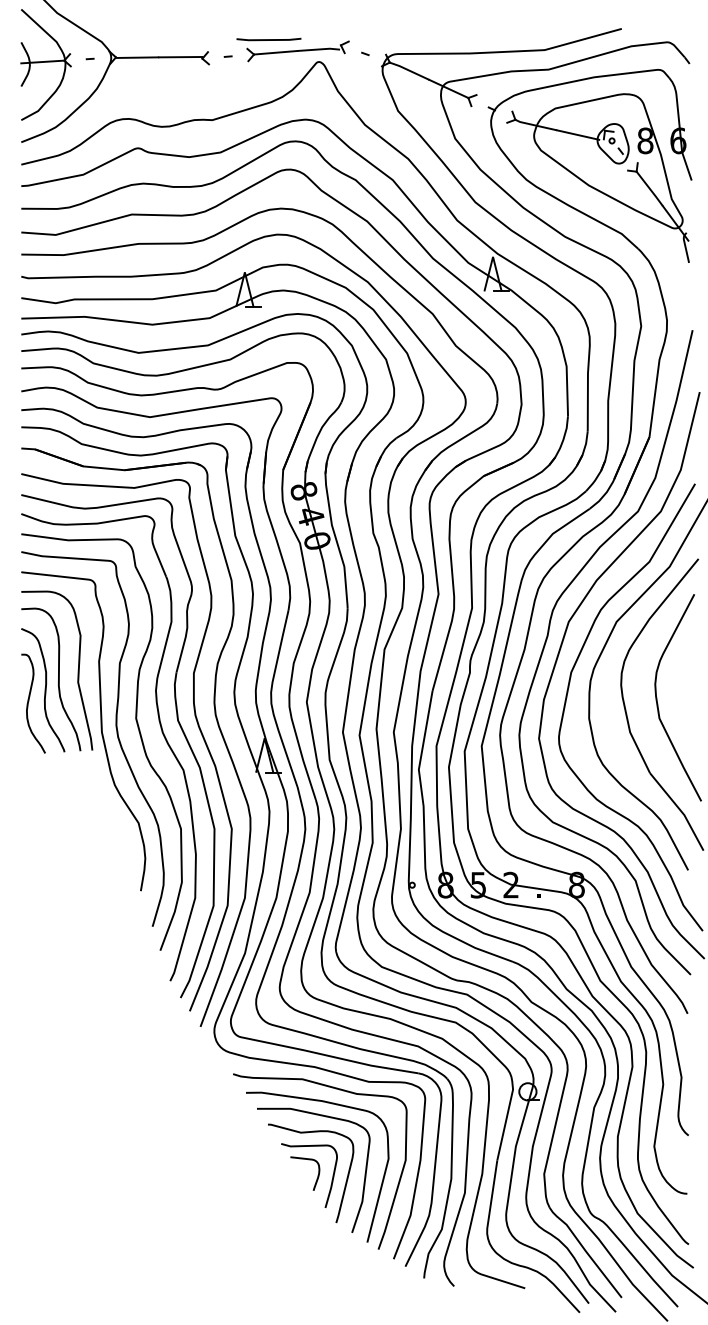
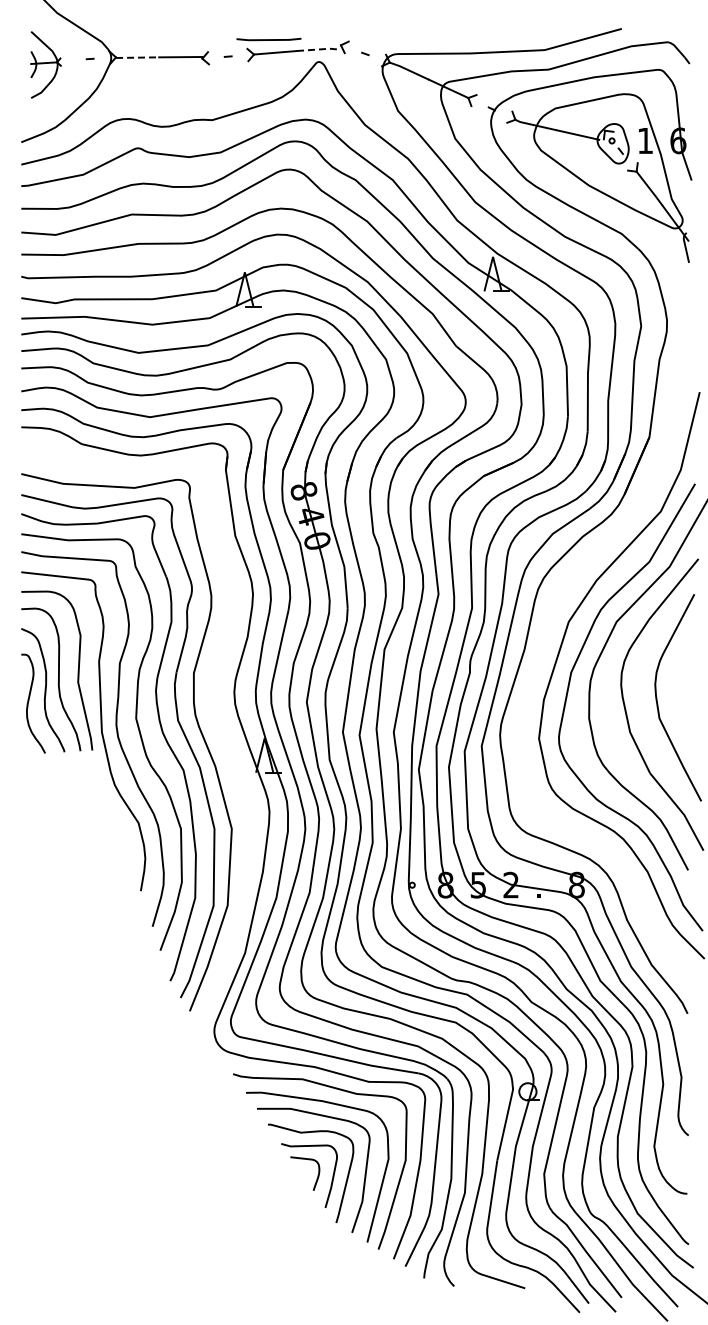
line: solid -> dashed (318, 49)
line: solid -> dashed (139, 57)
part size: 52x112 px -> 32x68 px (45, 64)
text: 8 -> 1 (645, 140)
part: present -> none (548, 636)
part: present -> none (214, 715)
